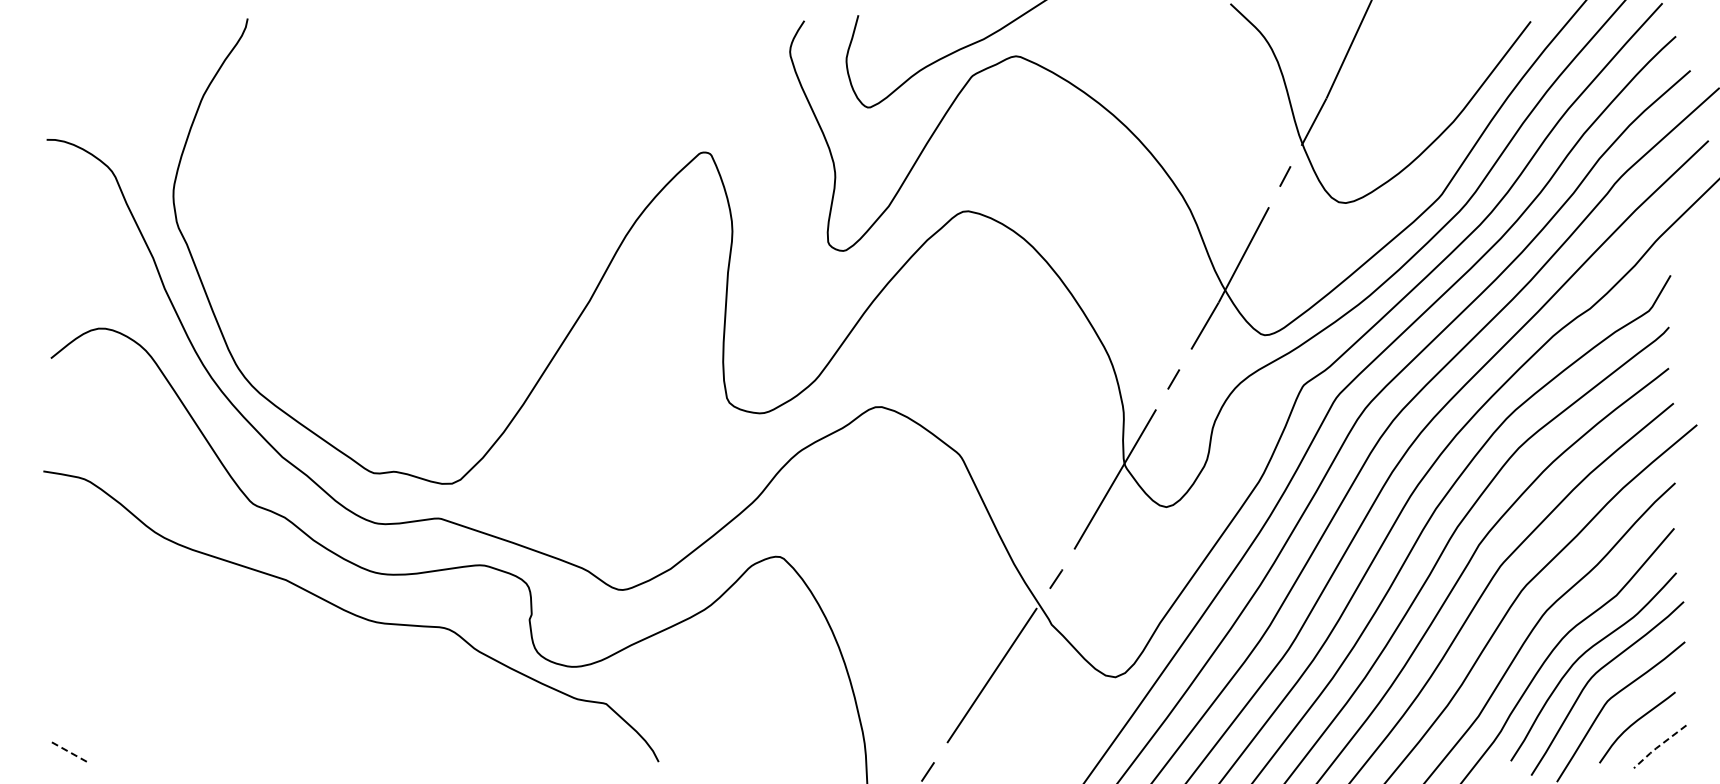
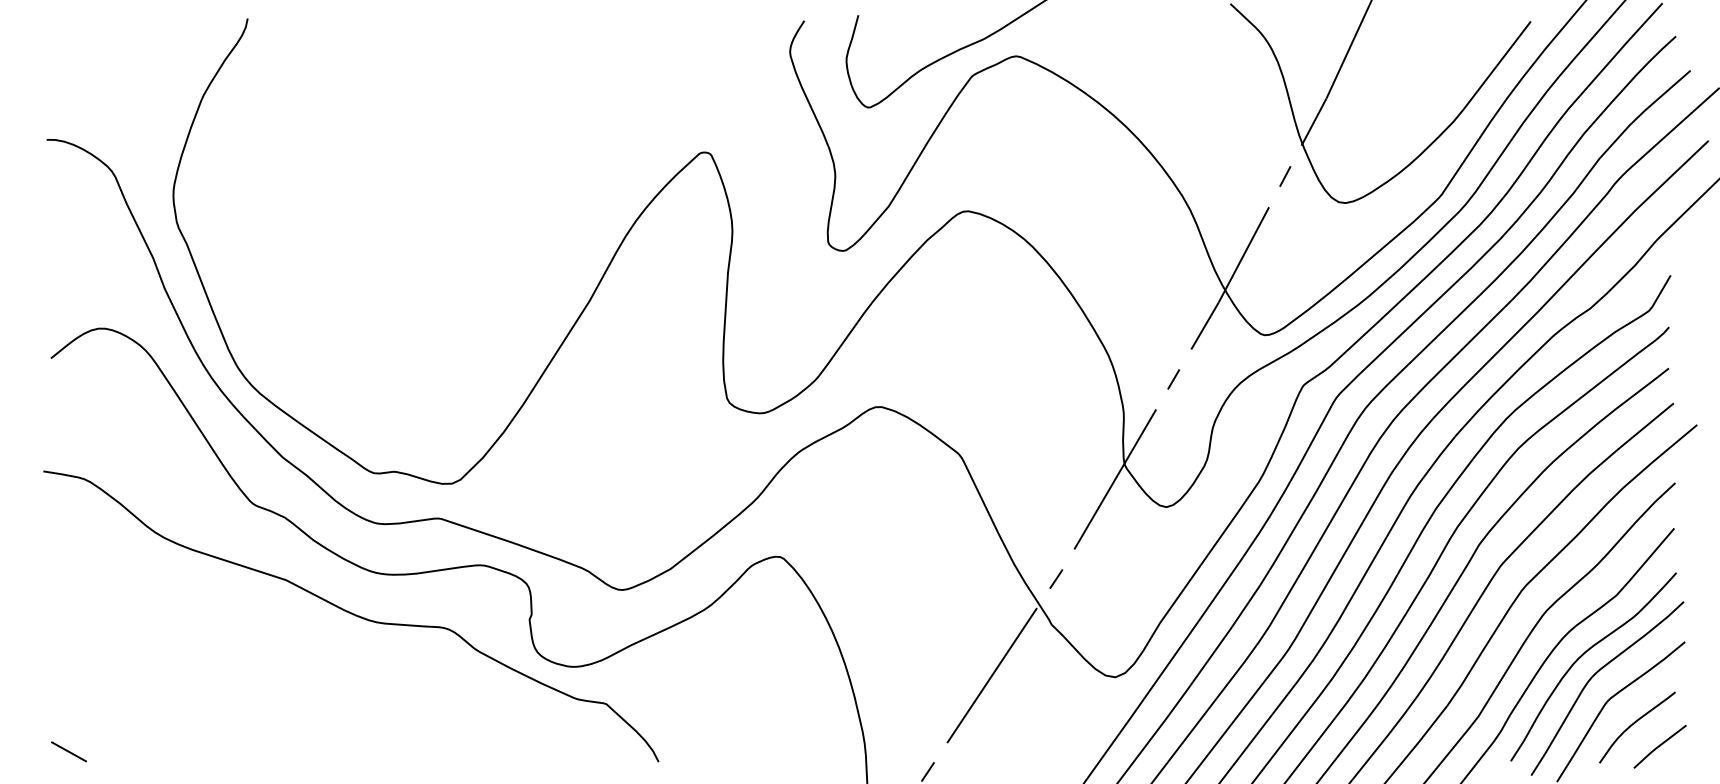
line: dashed -> solid (1658, 746)
line: dashed -> solid (68, 751)
